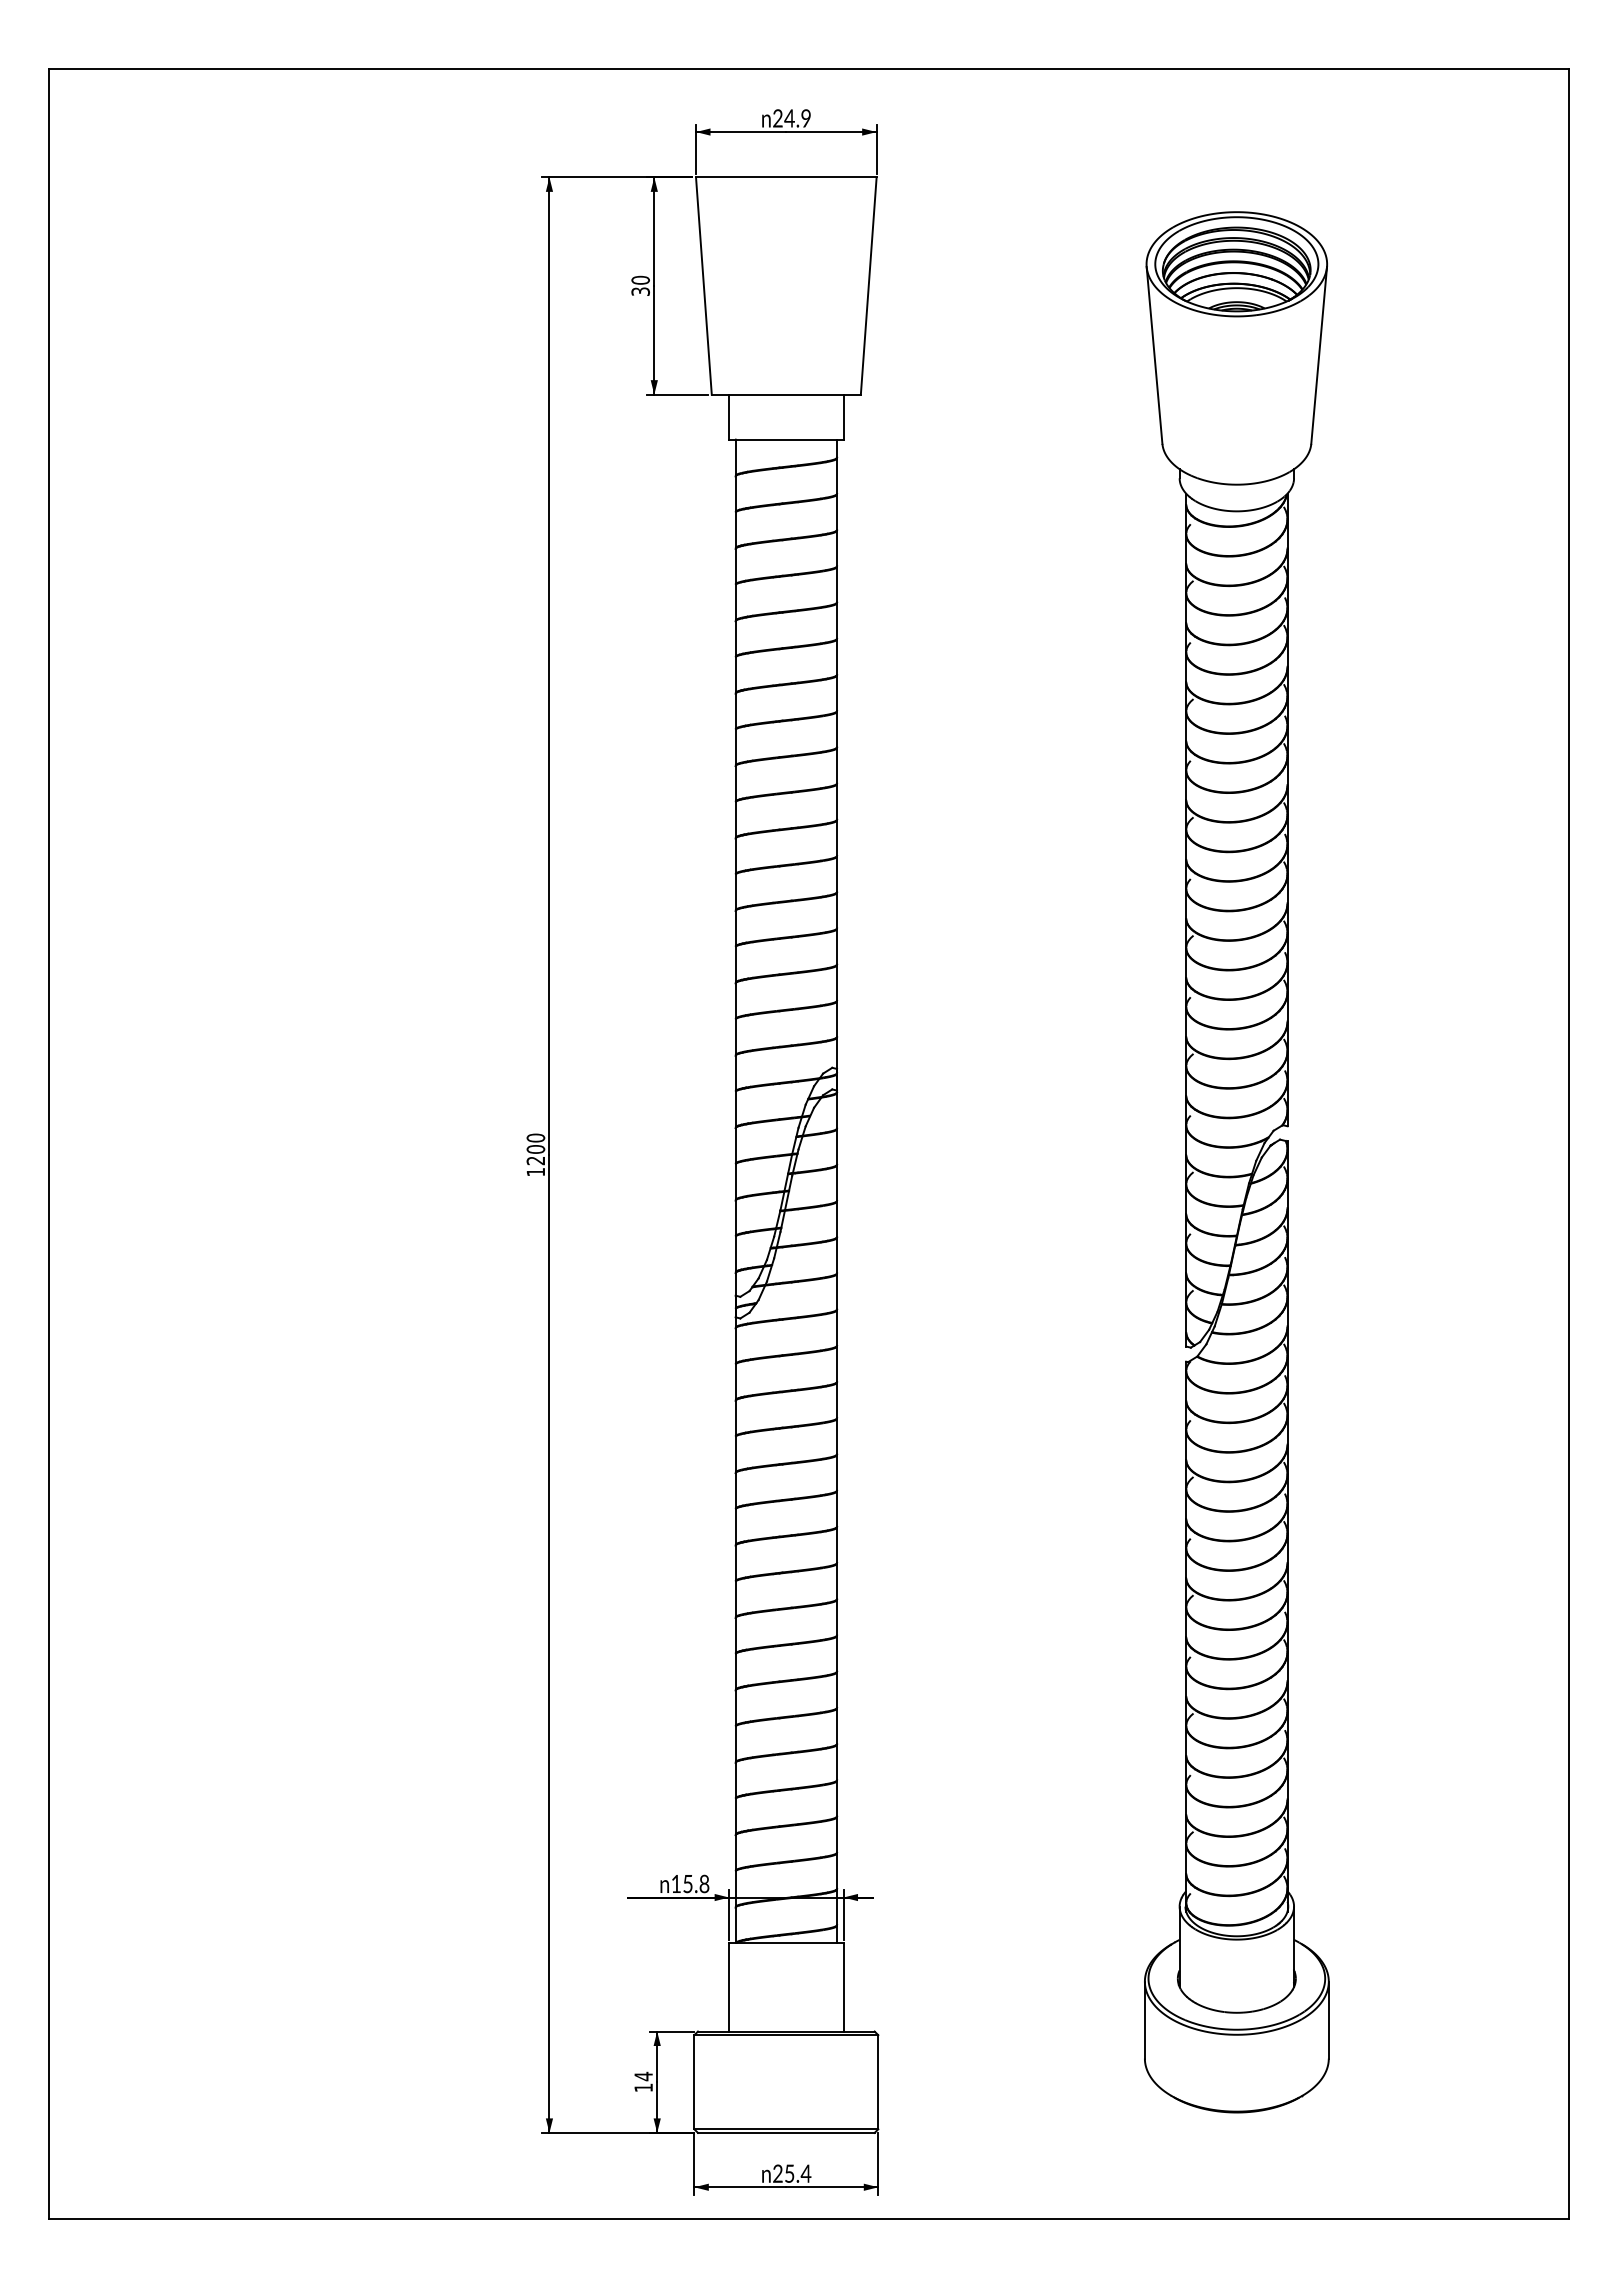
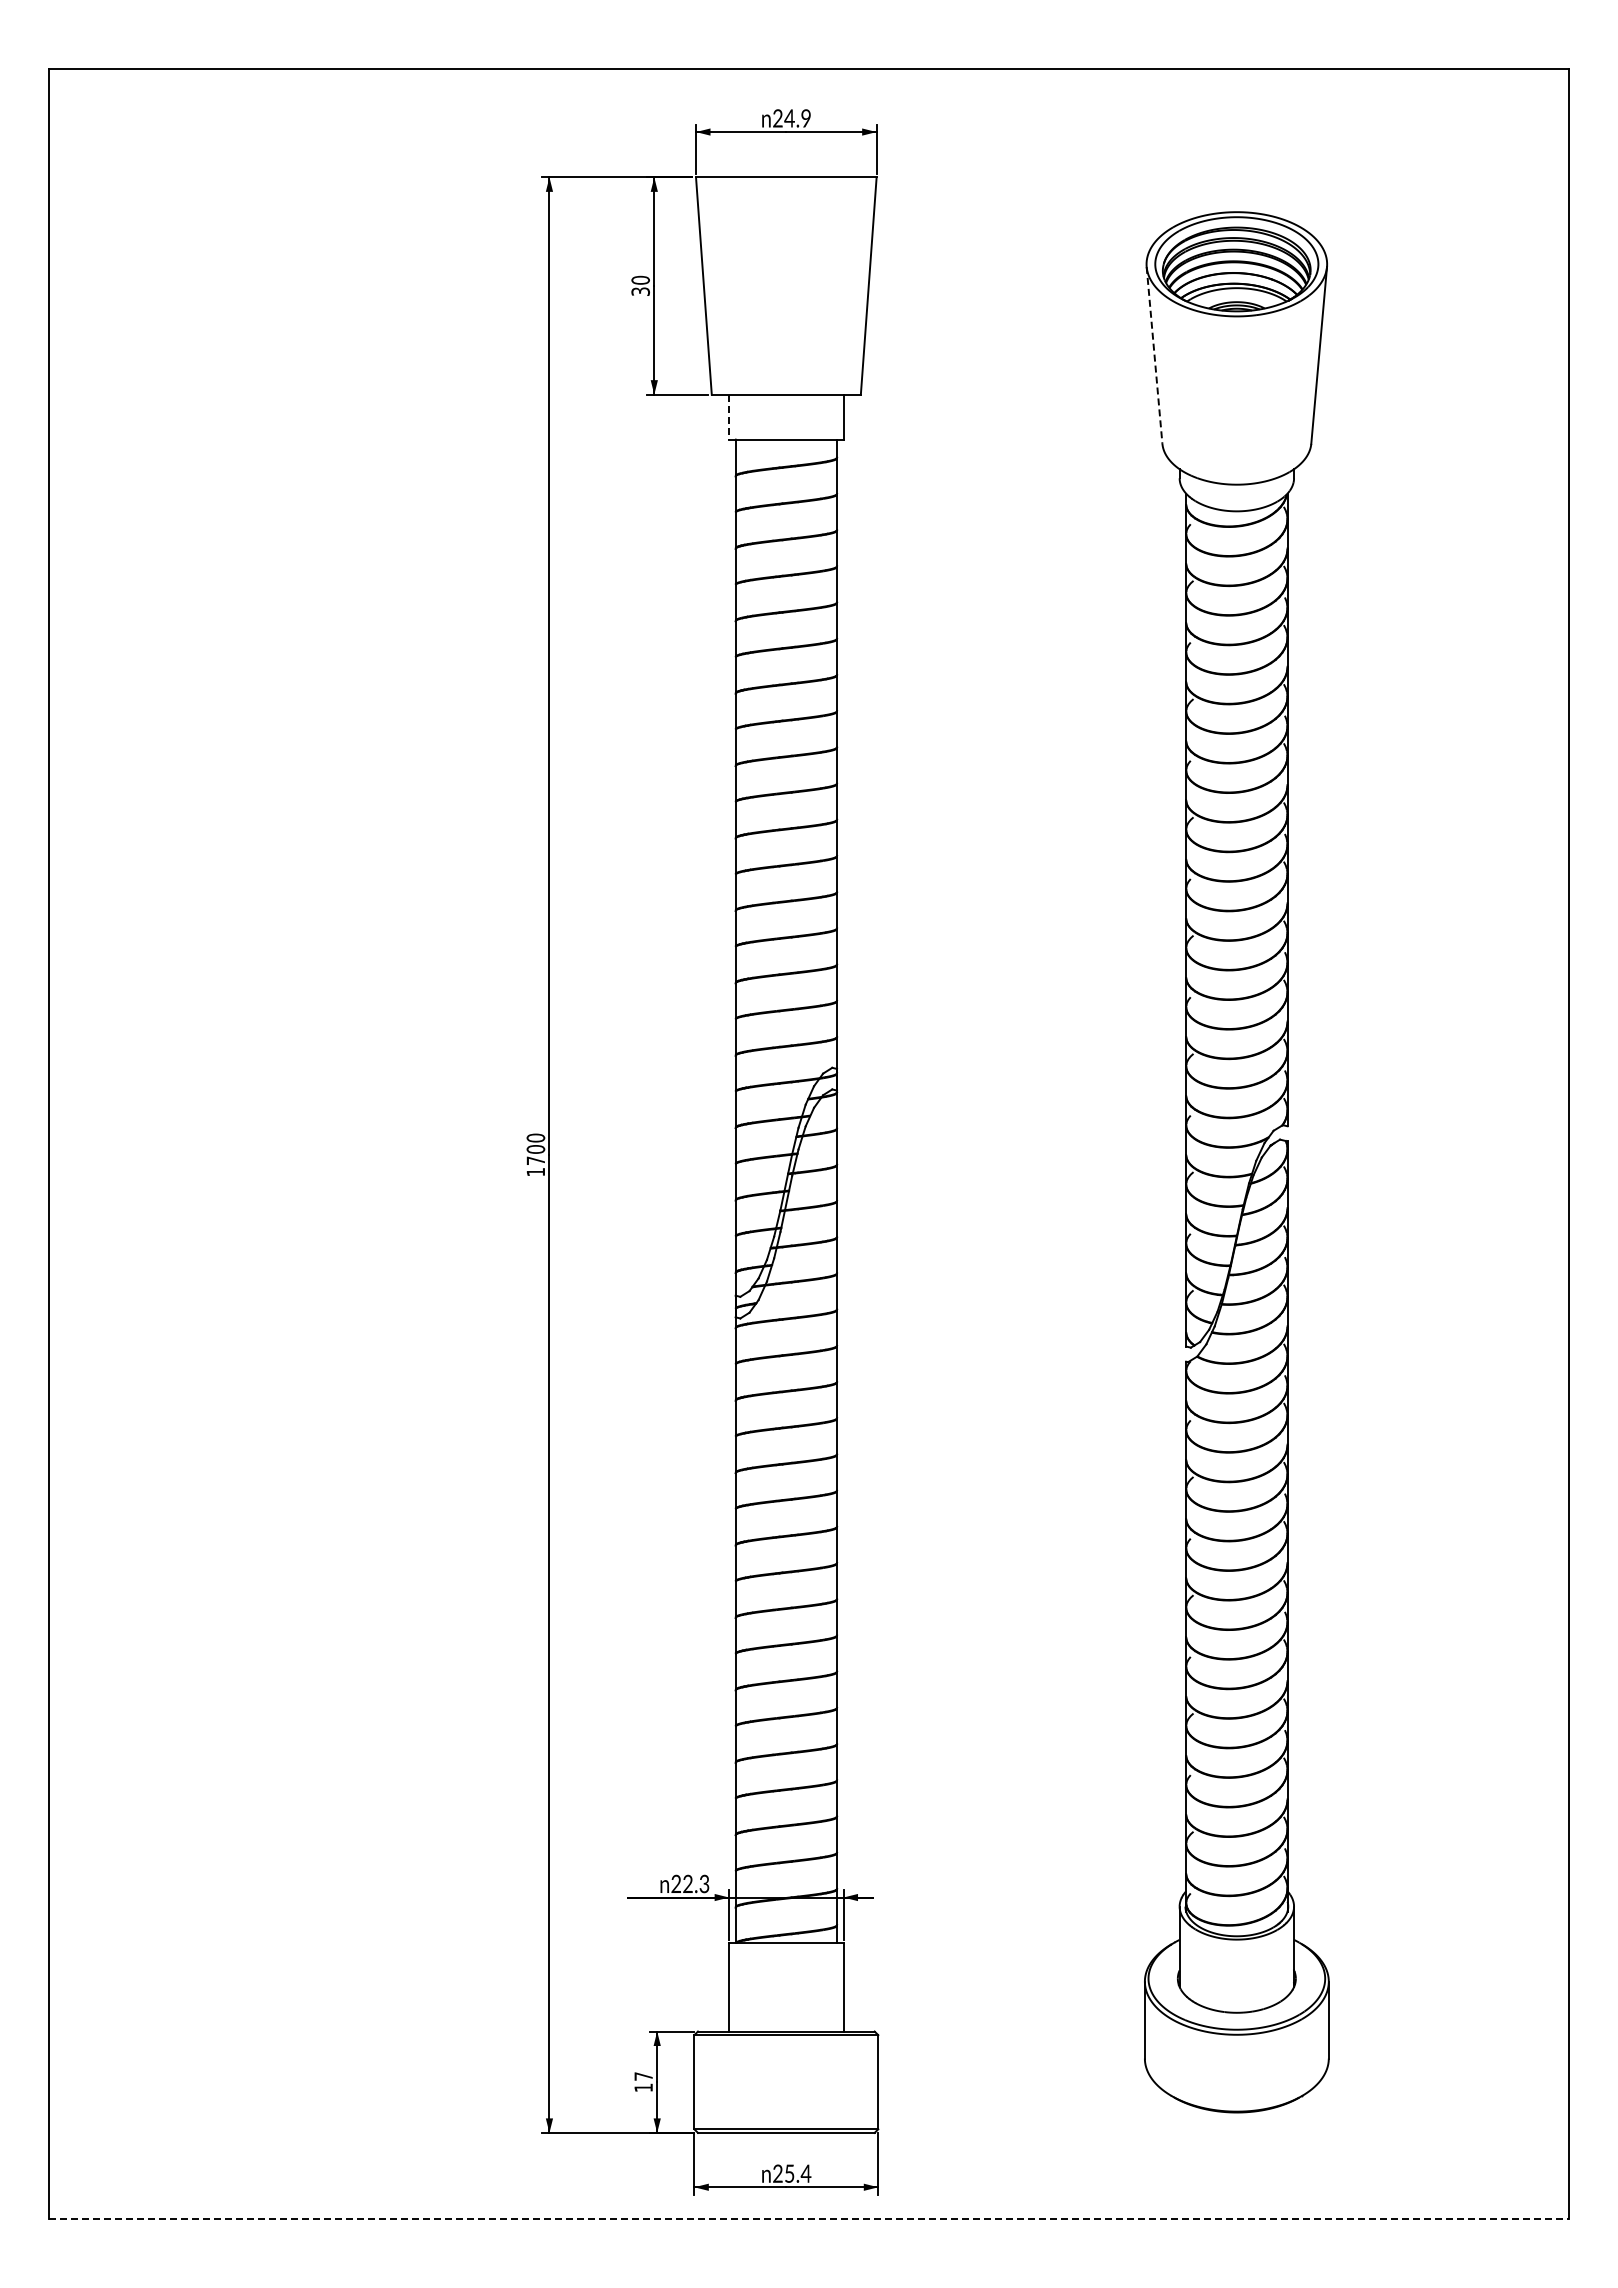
line: solid -> dashed (1154, 355)
line: solid -> dashed (729, 417)
text: 1200 -> 1700 (535, 1160)
text: 15.8 -> 22.3 (690, 1883)
text: 14 -> 17 (643, 2076)
line: solid -> dashed (809, 2219)
